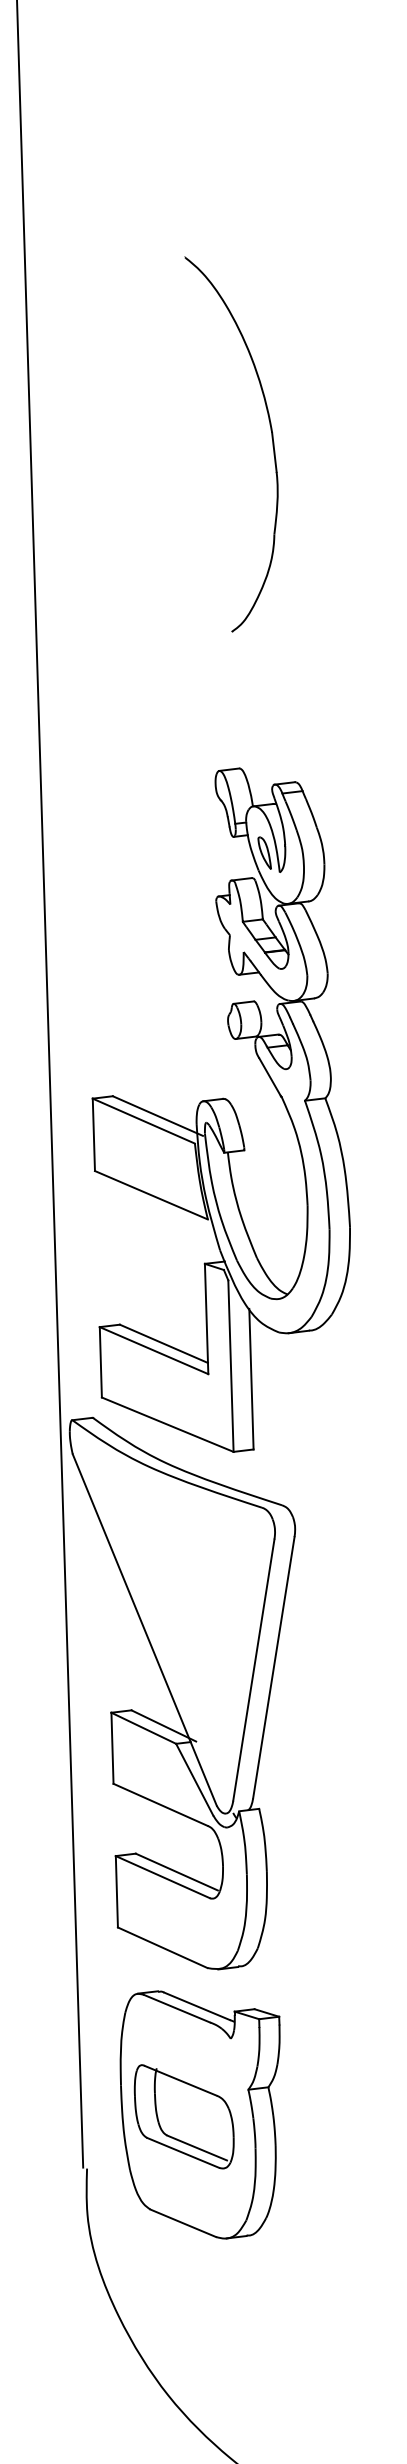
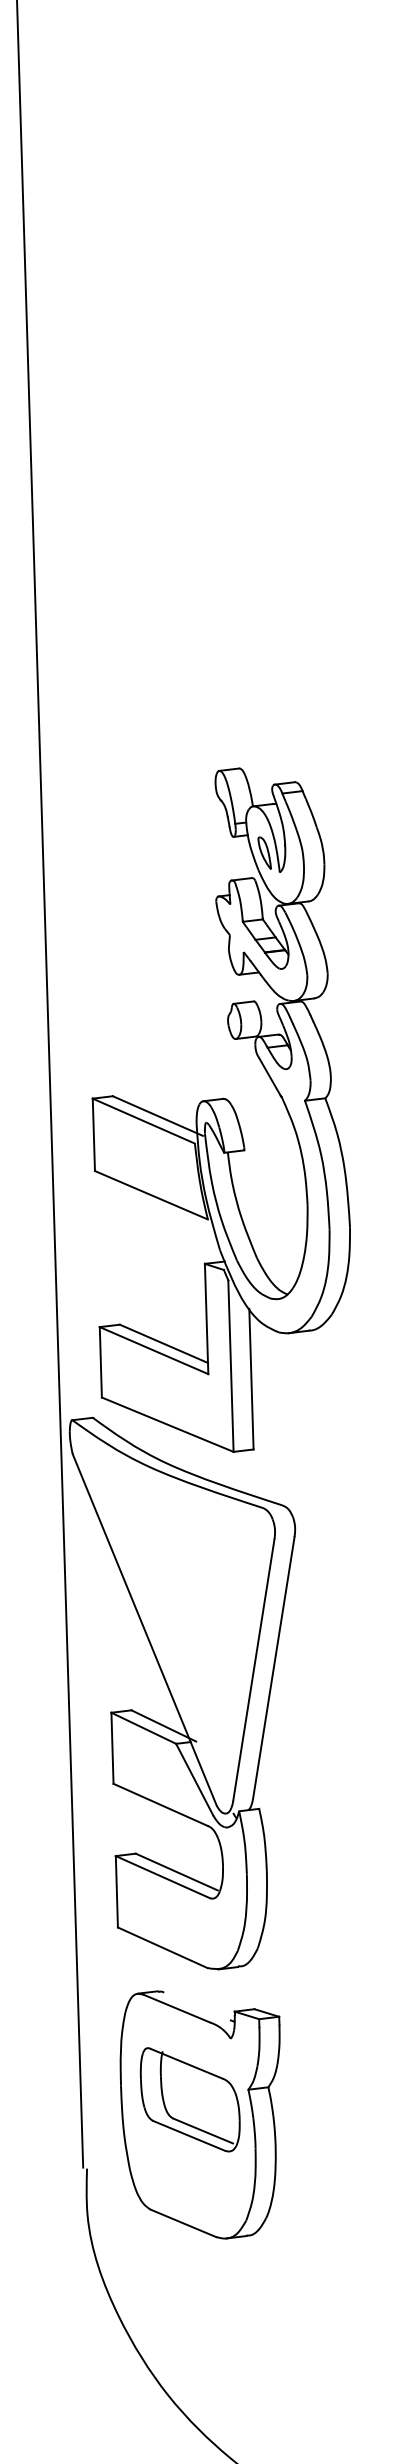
part: present -> none (271, 438)
line: present -> none (196, 2006)
part position: (183, 2116) -> (189, 2099) (189, 2099)
